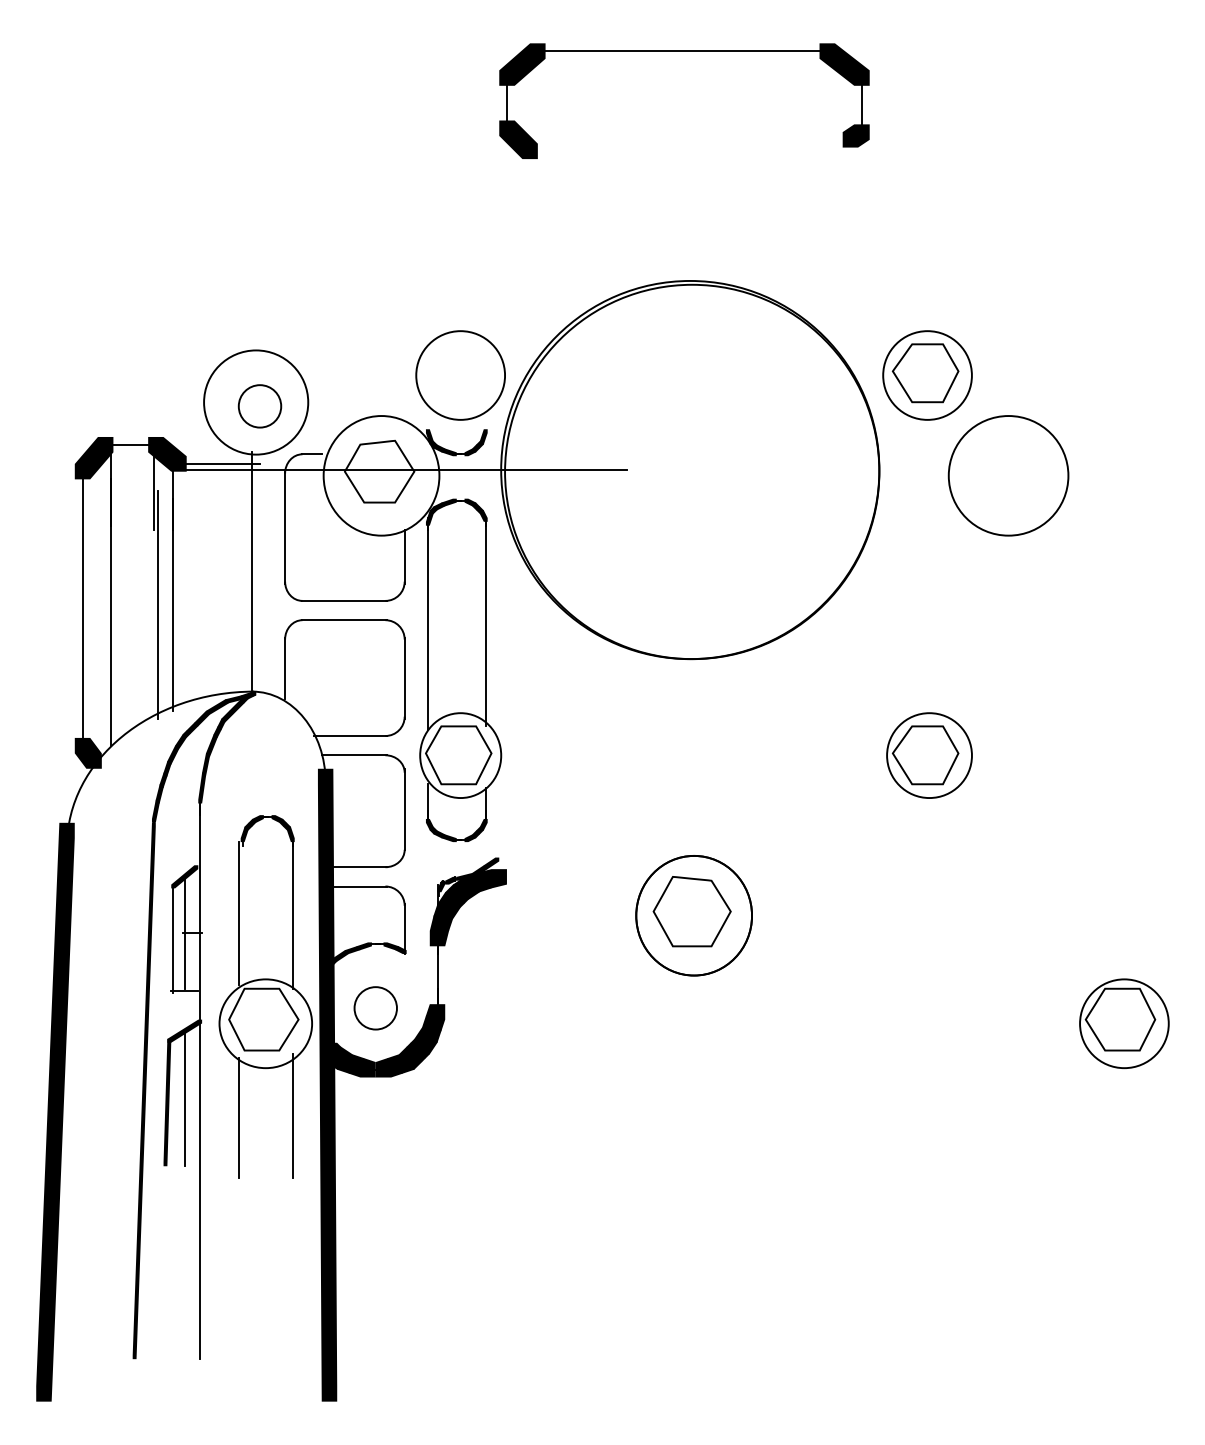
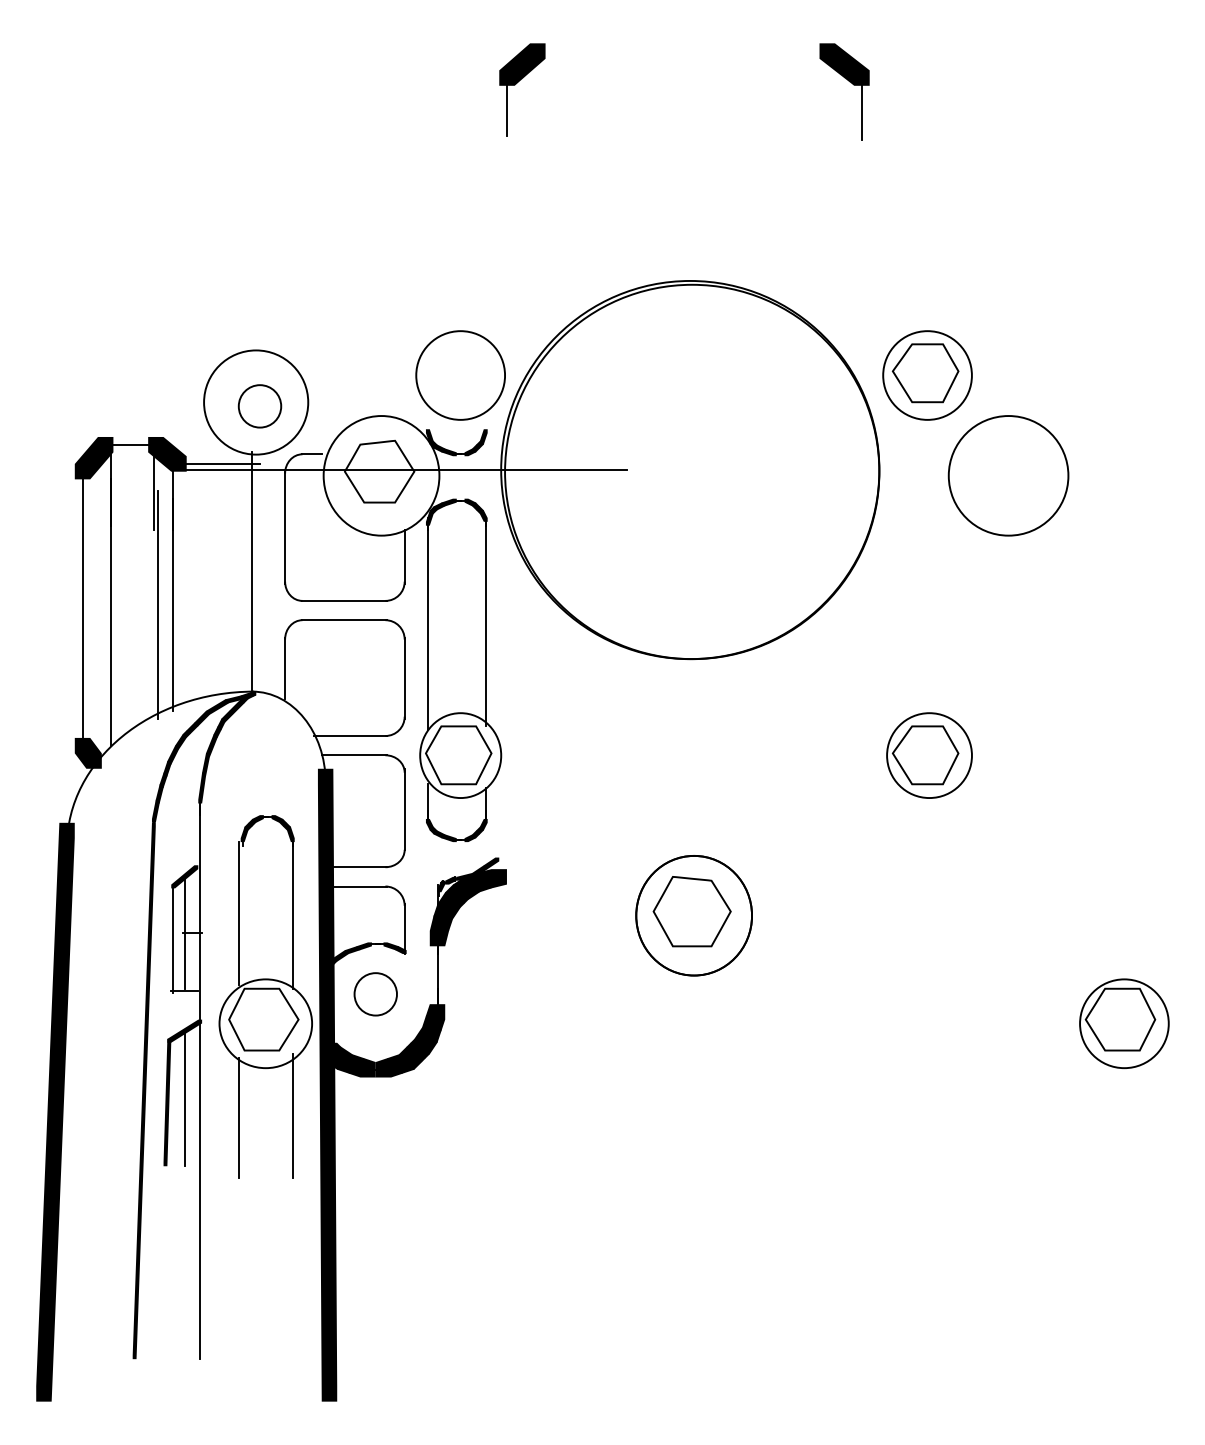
line: present -> none (682, 51)
fill: present -> none (855, 135)
fill: present -> none (518, 139)
part position: (375, 1008) -> (375, 994) (375, 994)
